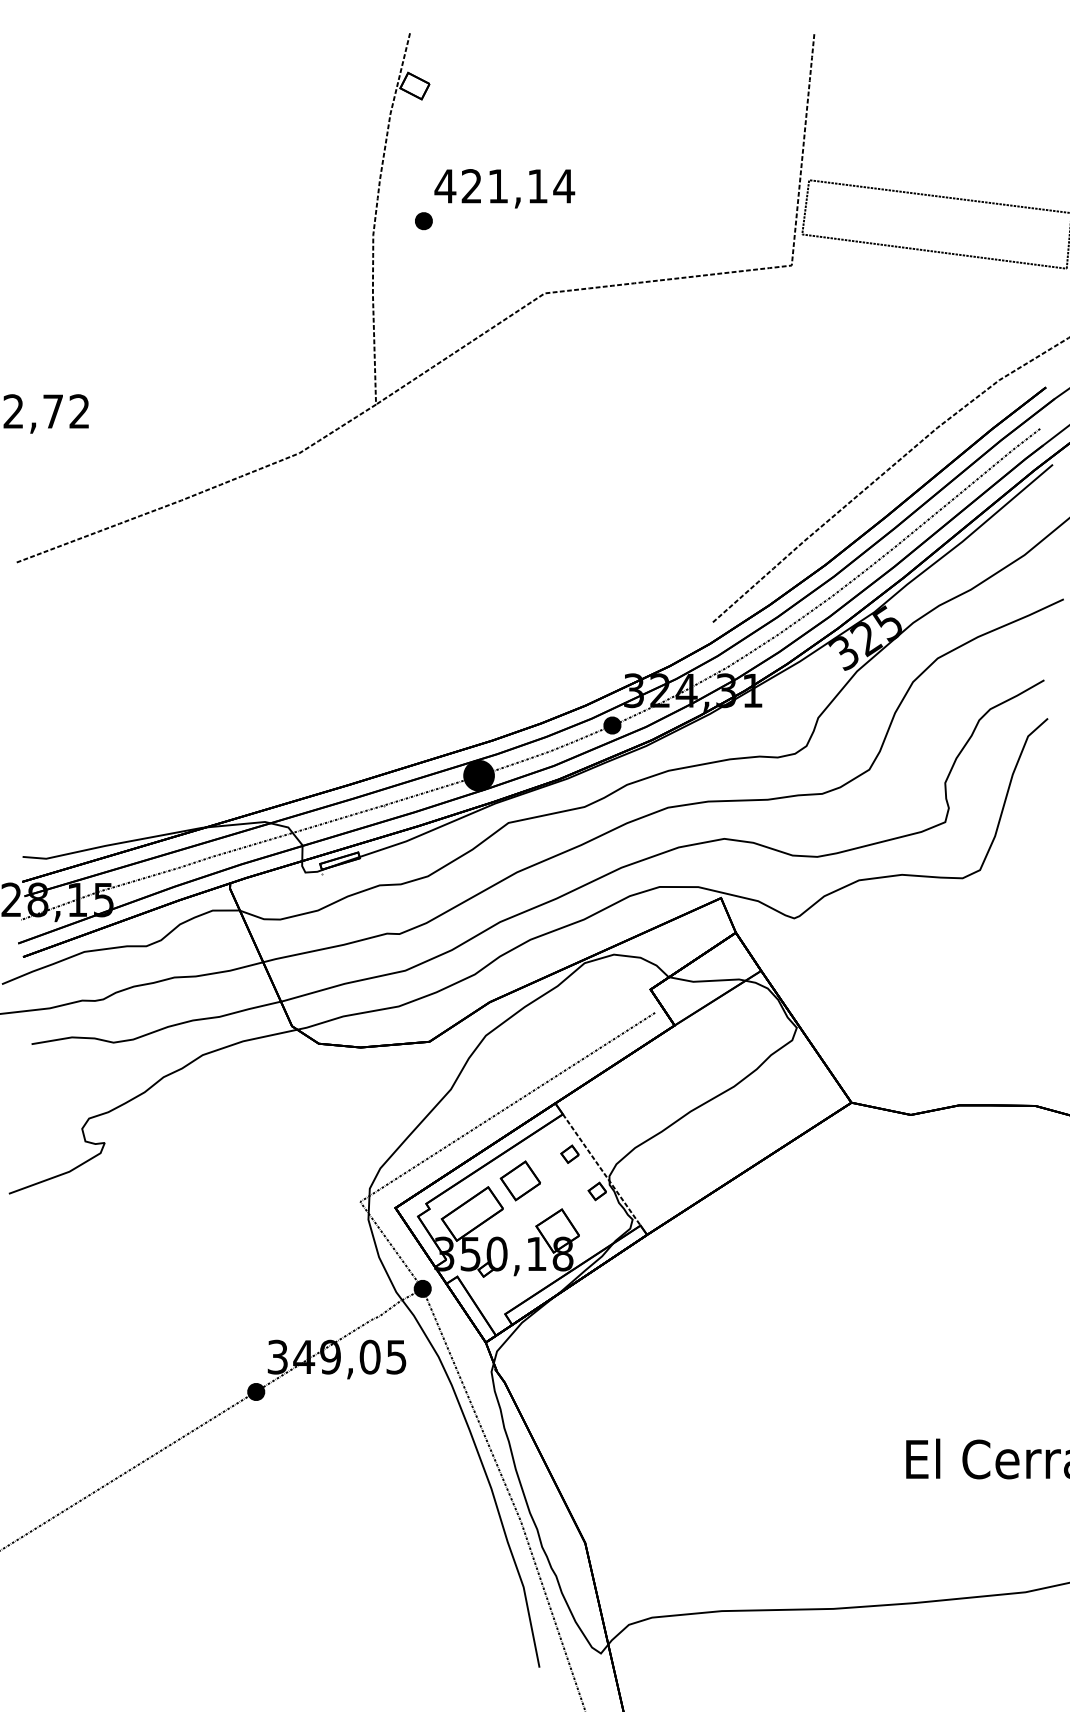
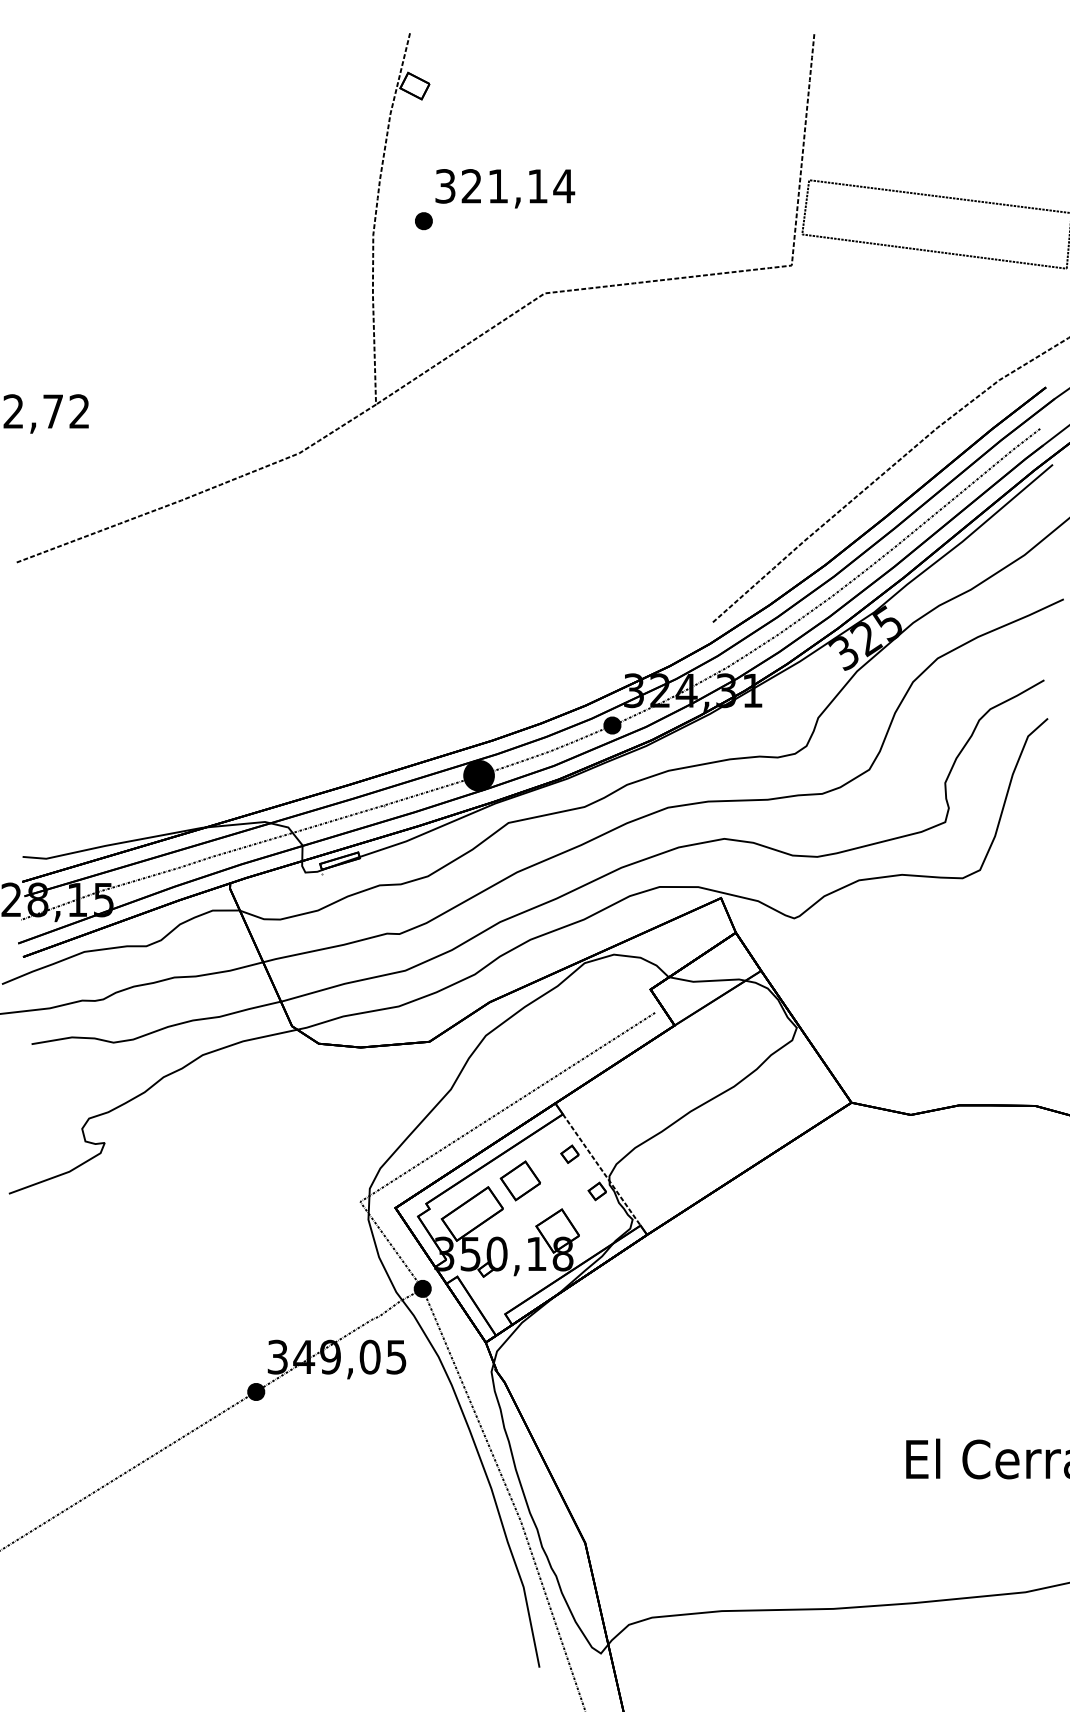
text: 421,14 -> 321,14 (445, 186)
